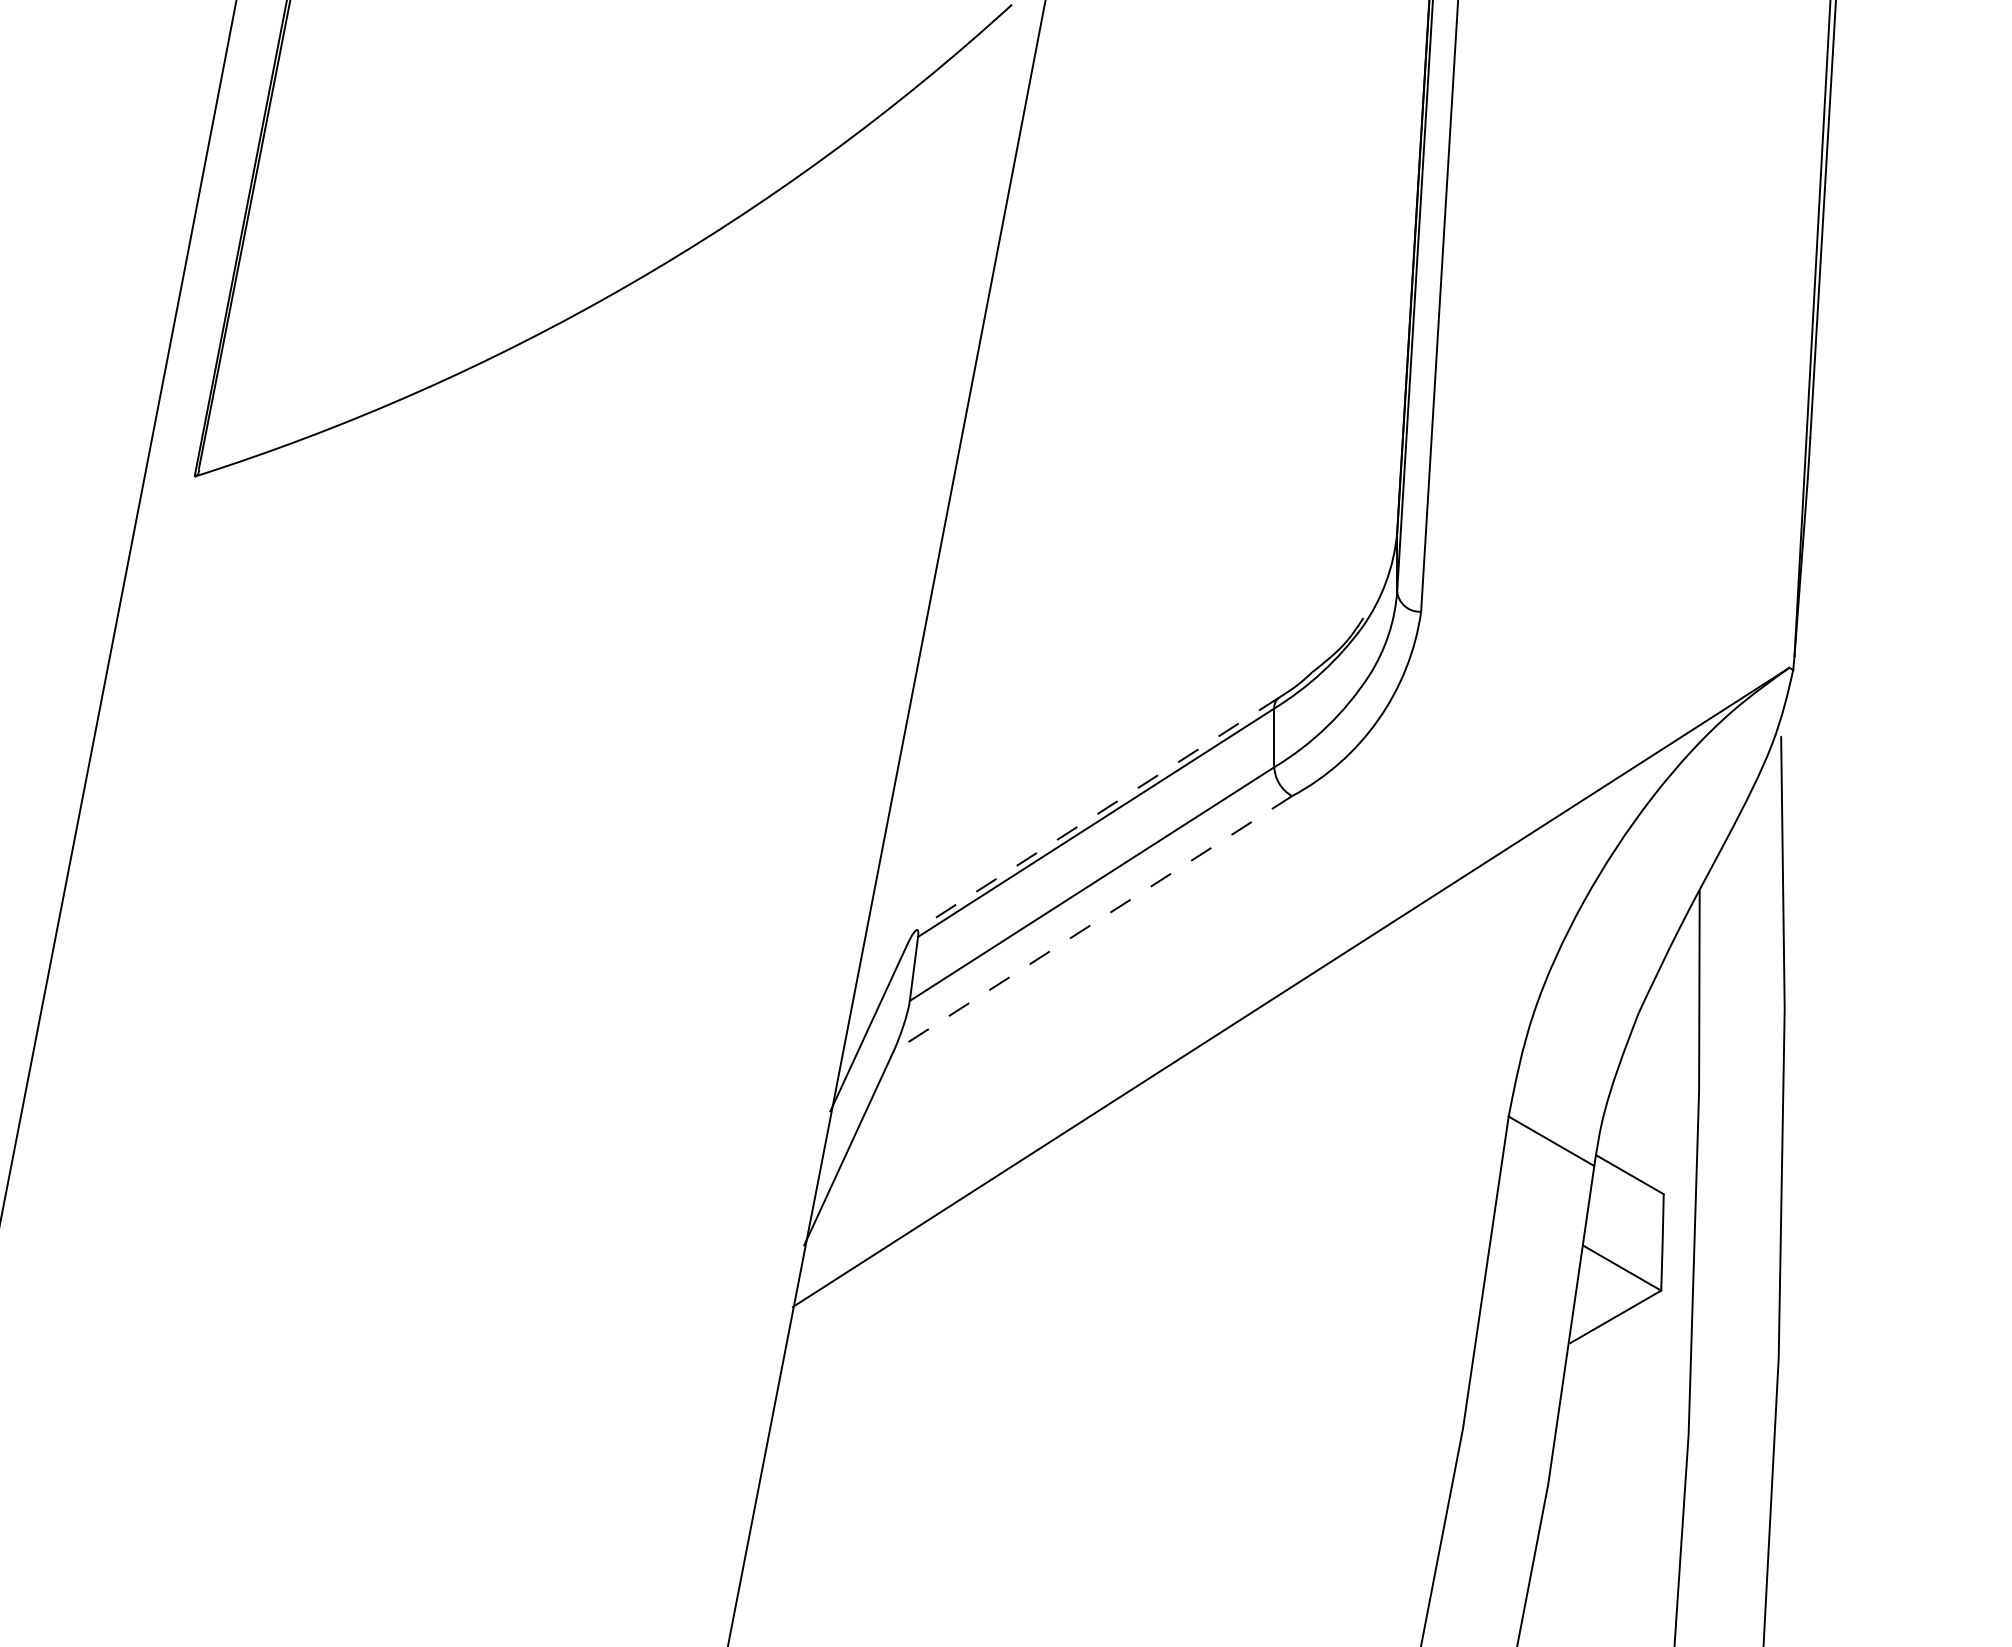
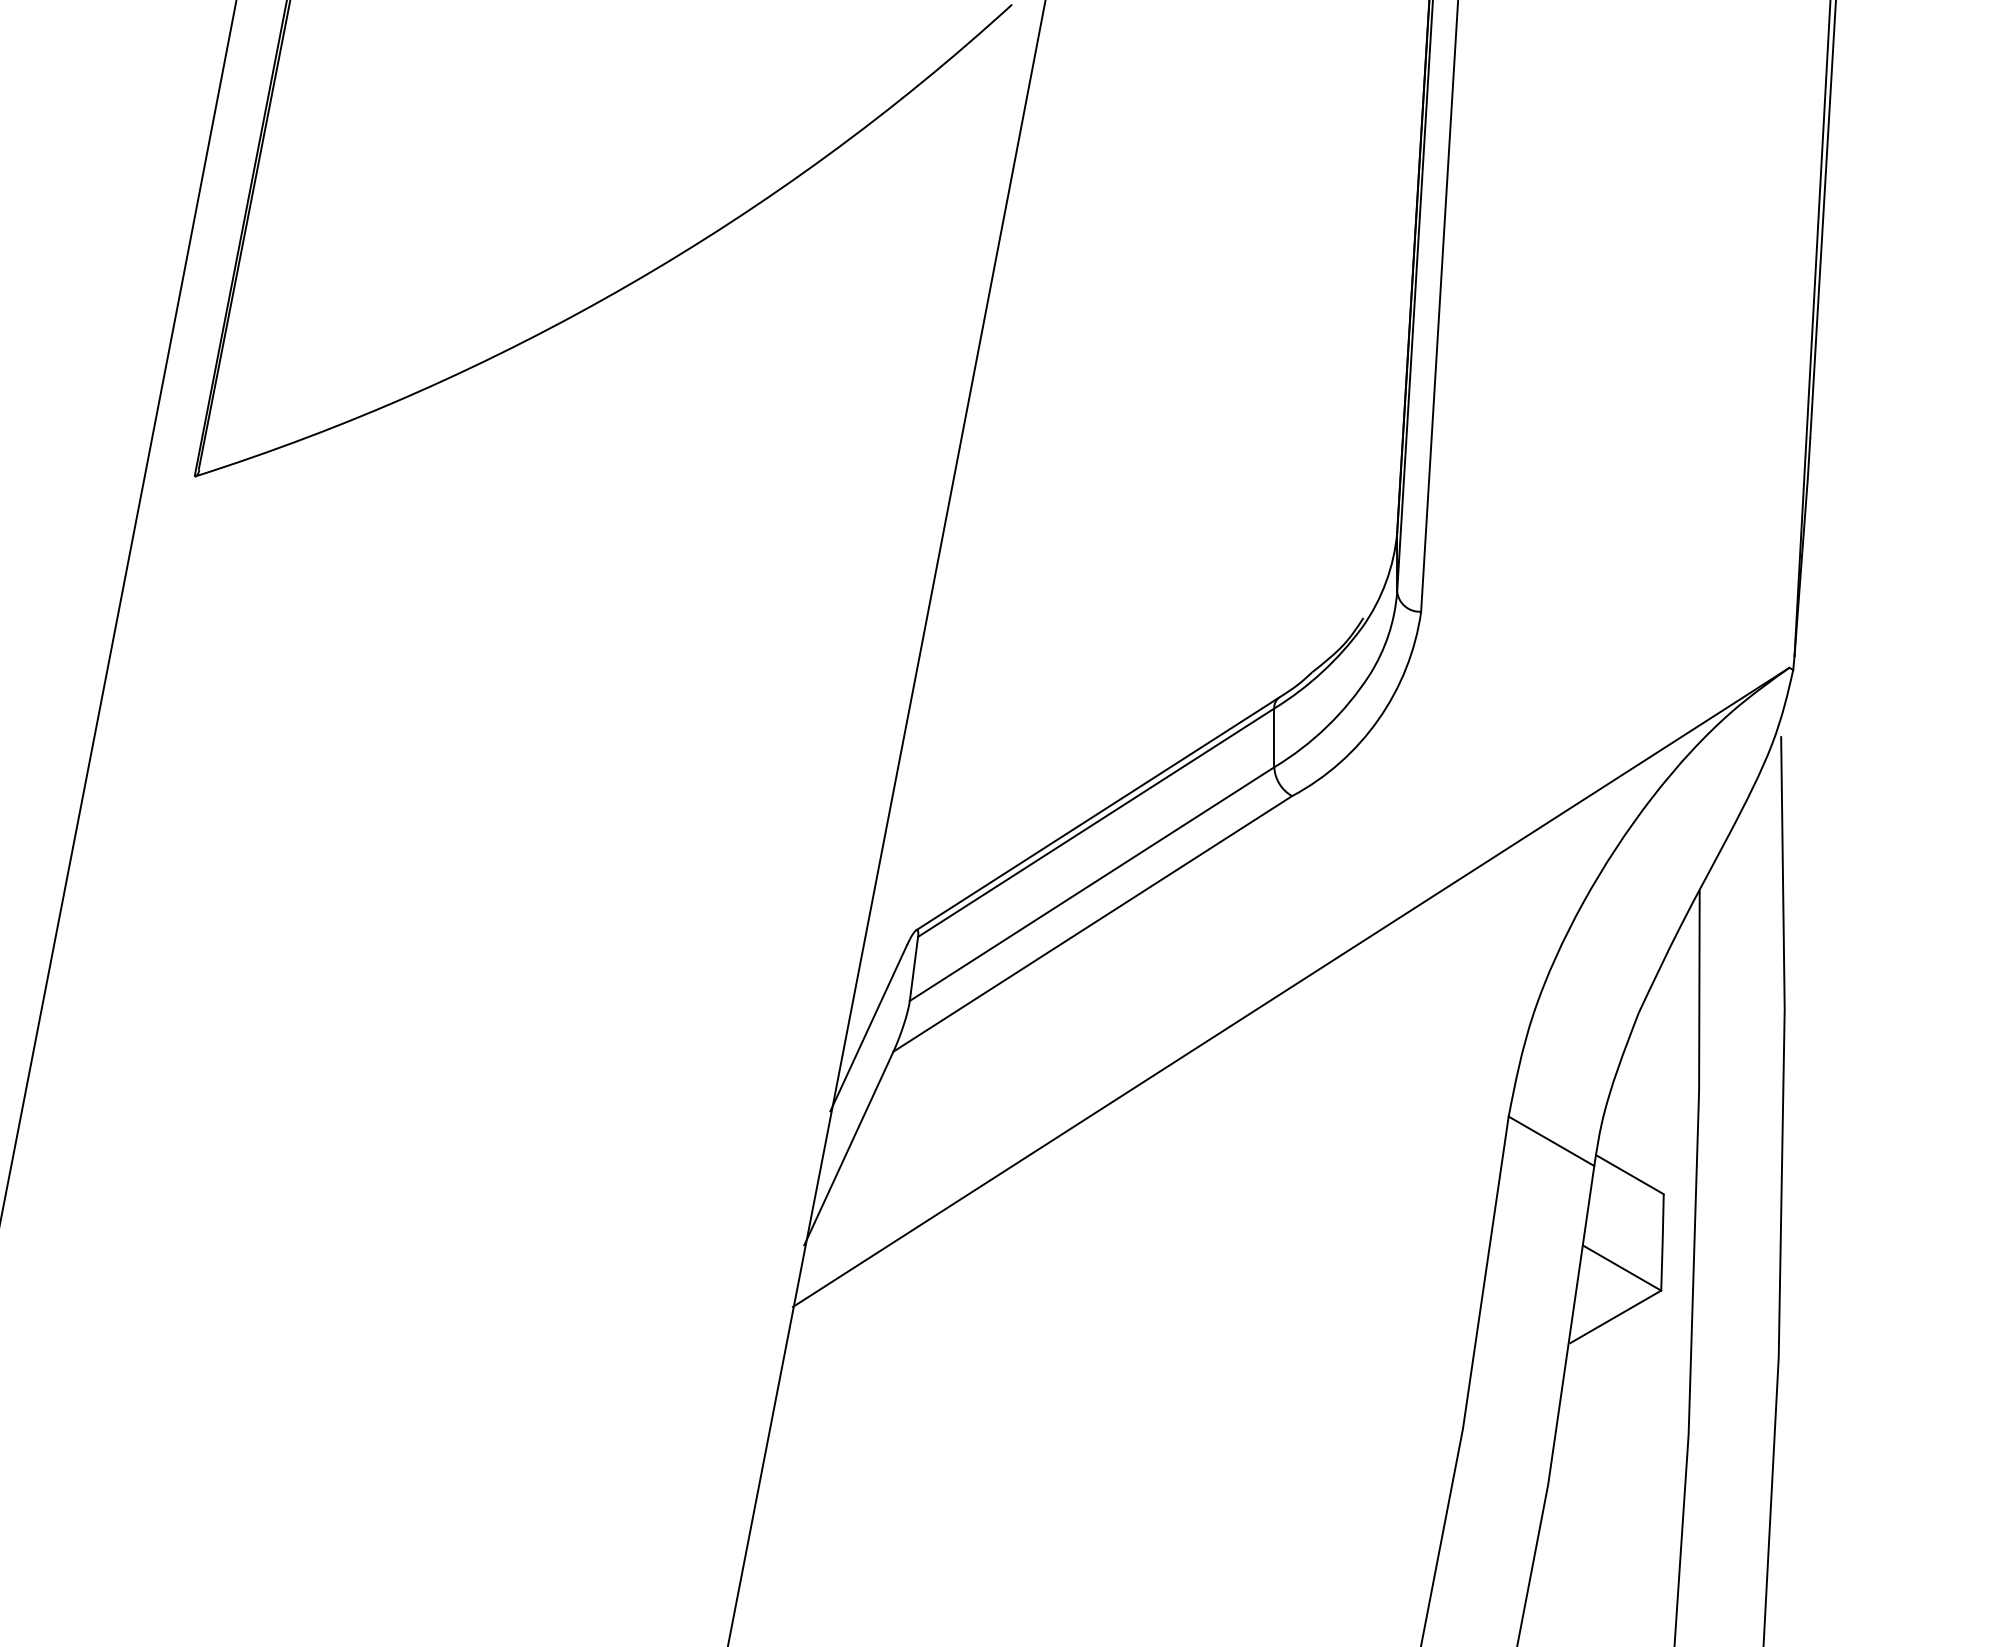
line: dashed -> solid (1097, 814)
line: dashed -> solid (1092, 923)
